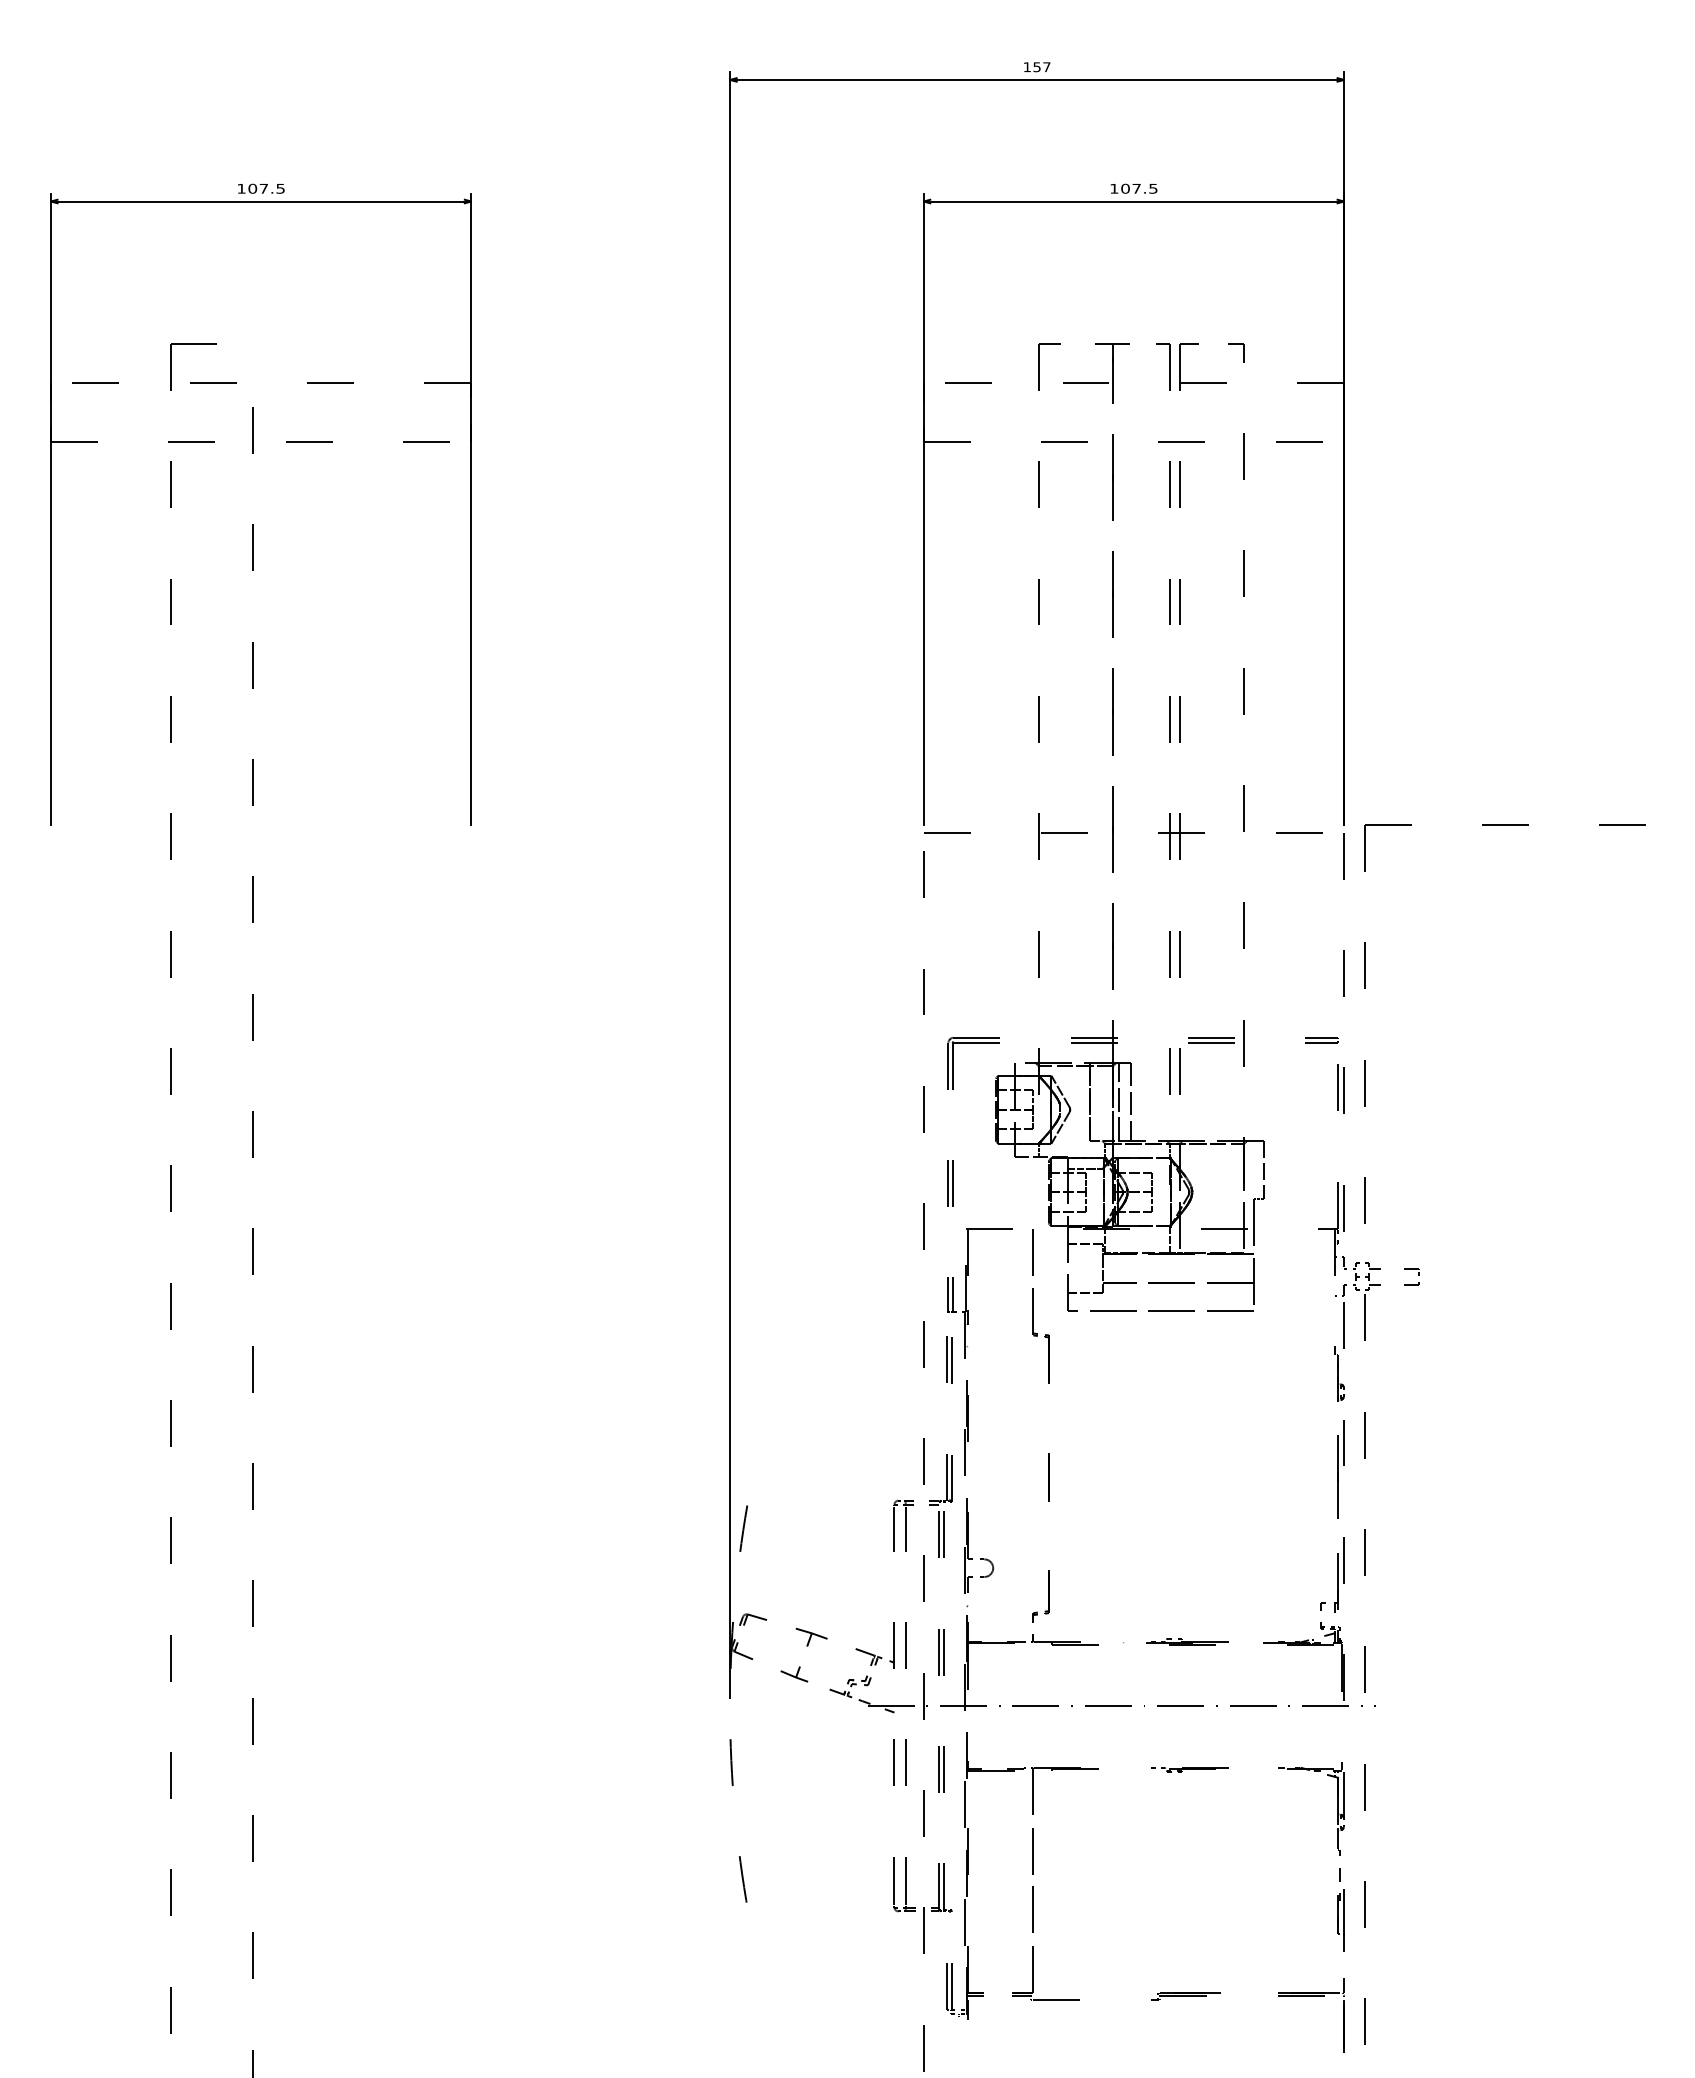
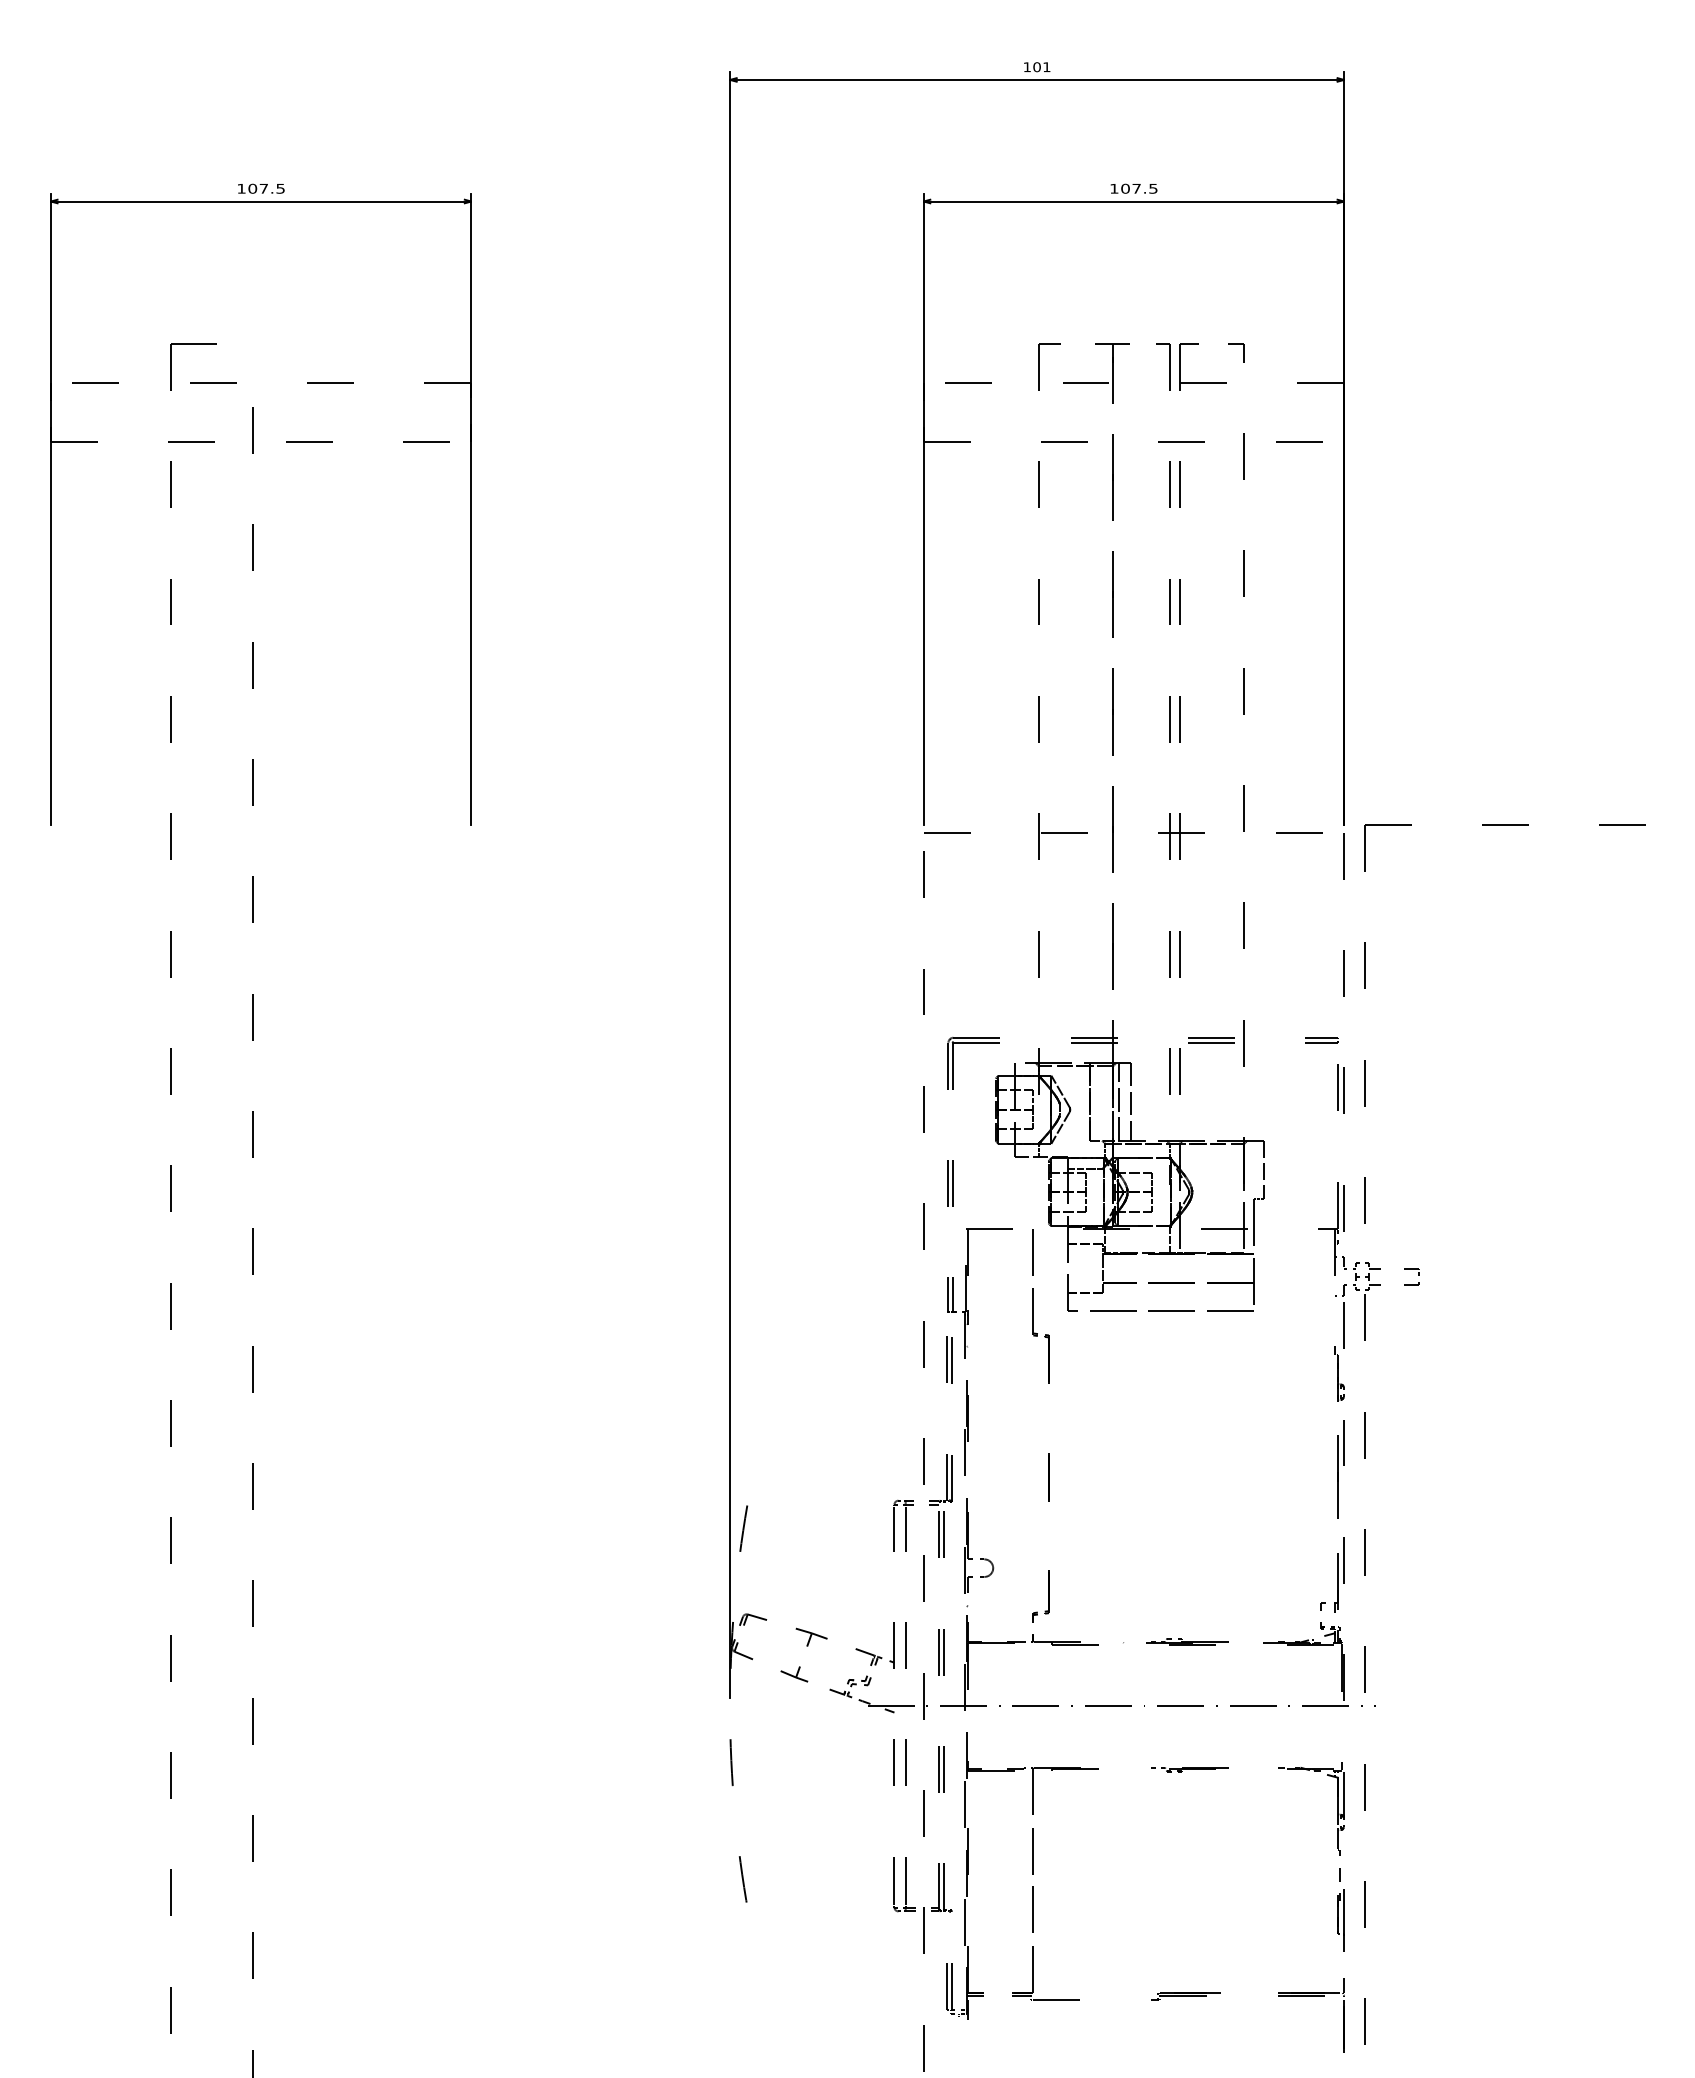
text: 157 -> 101 (1041, 67)
